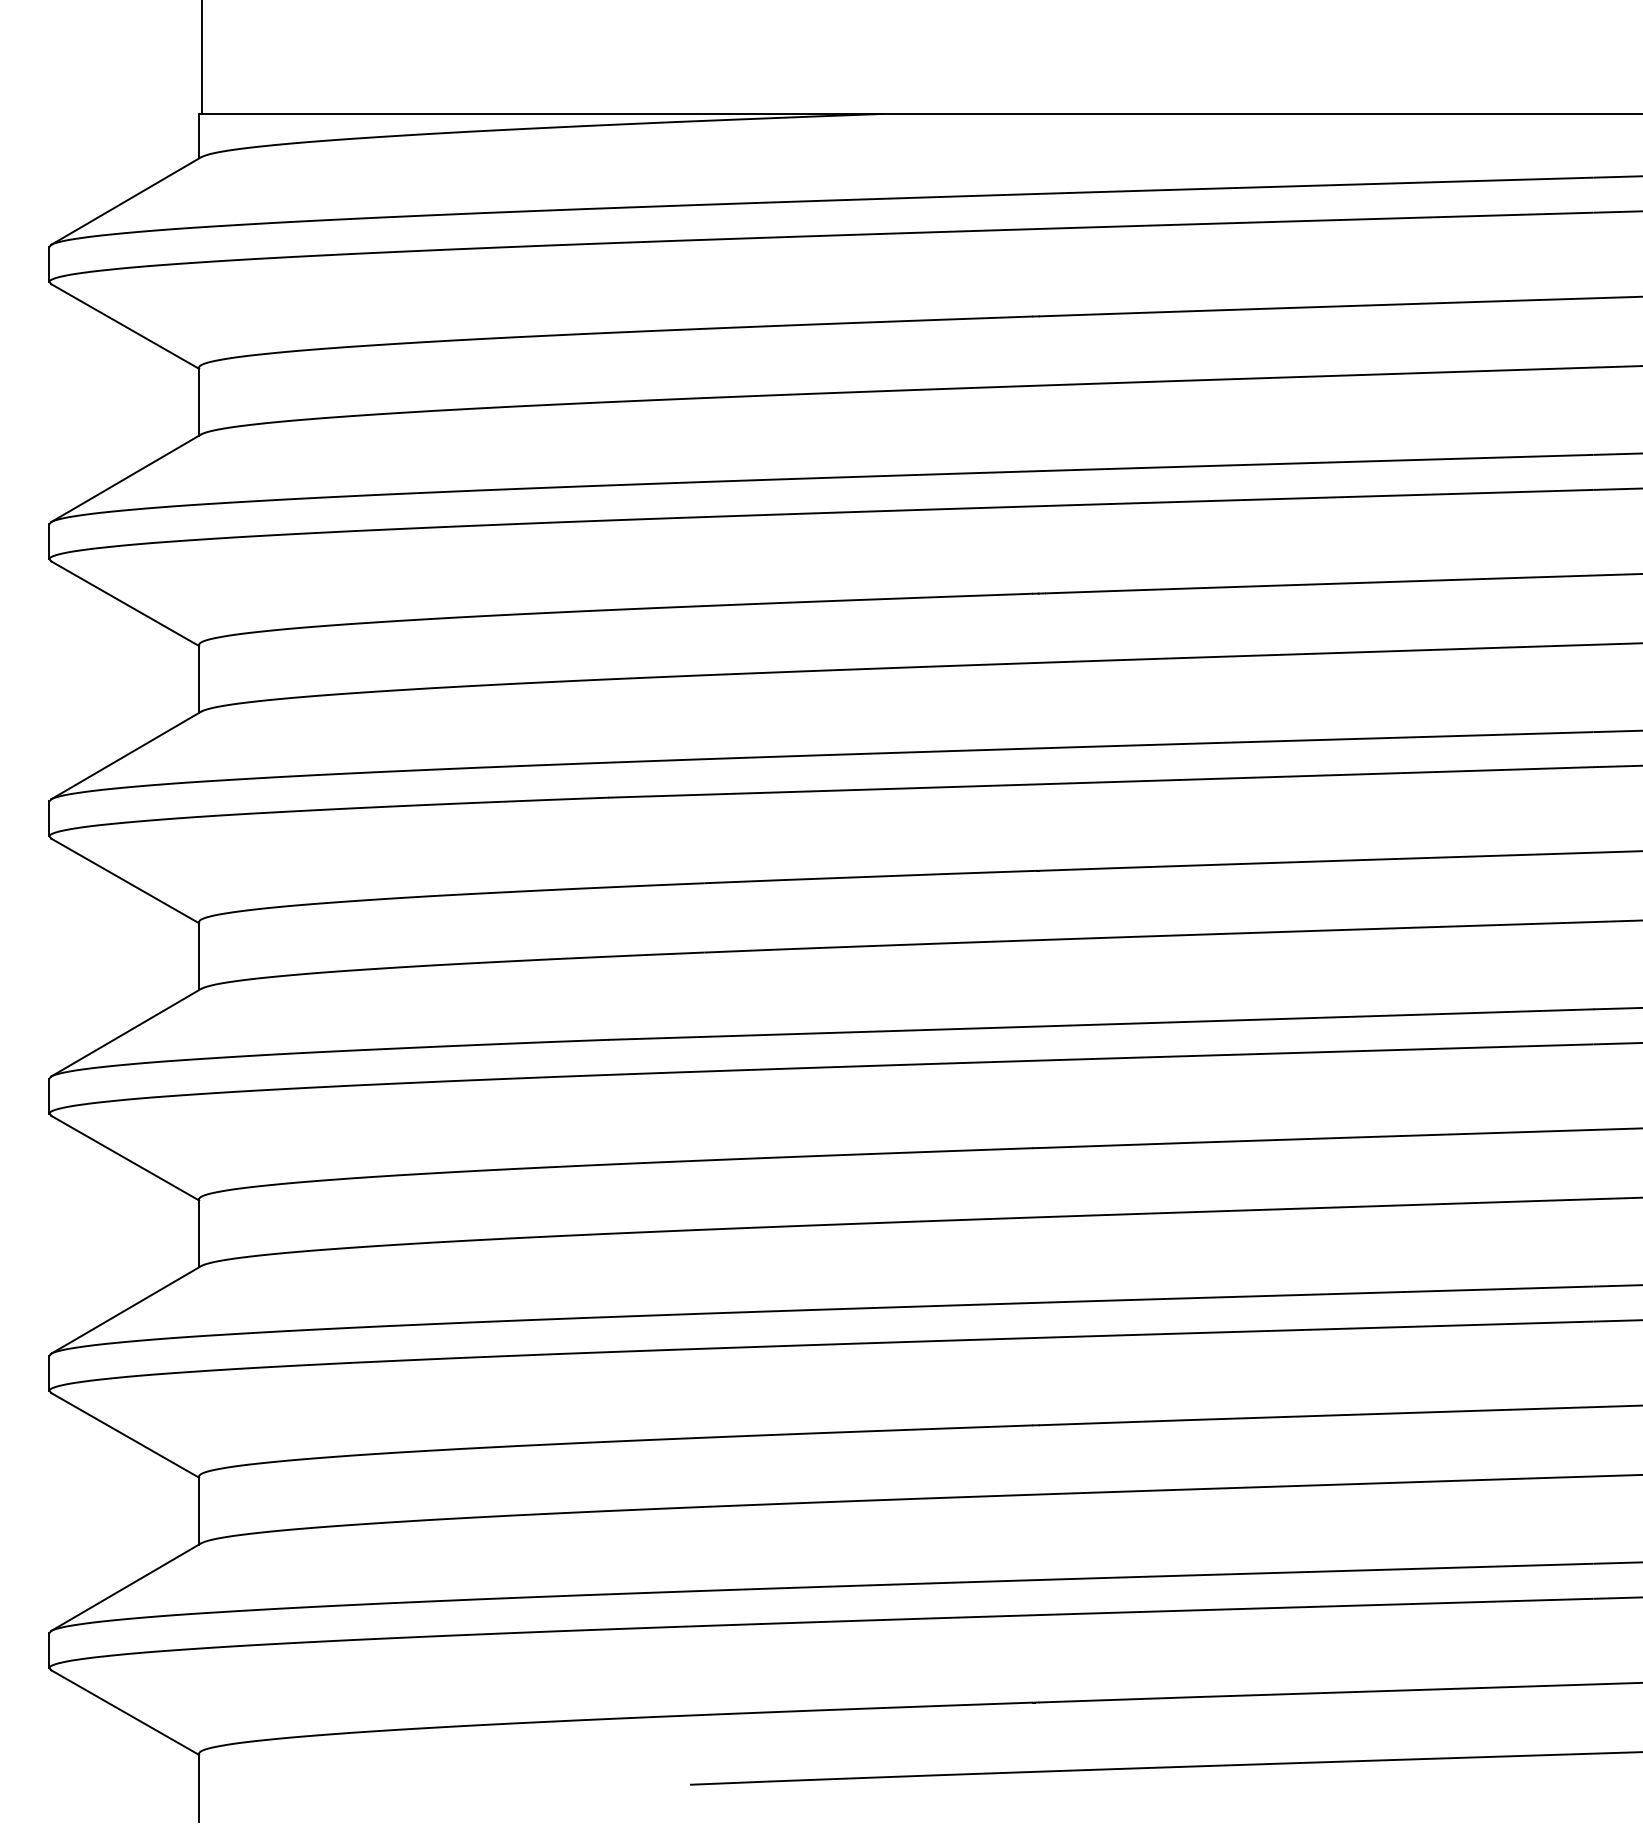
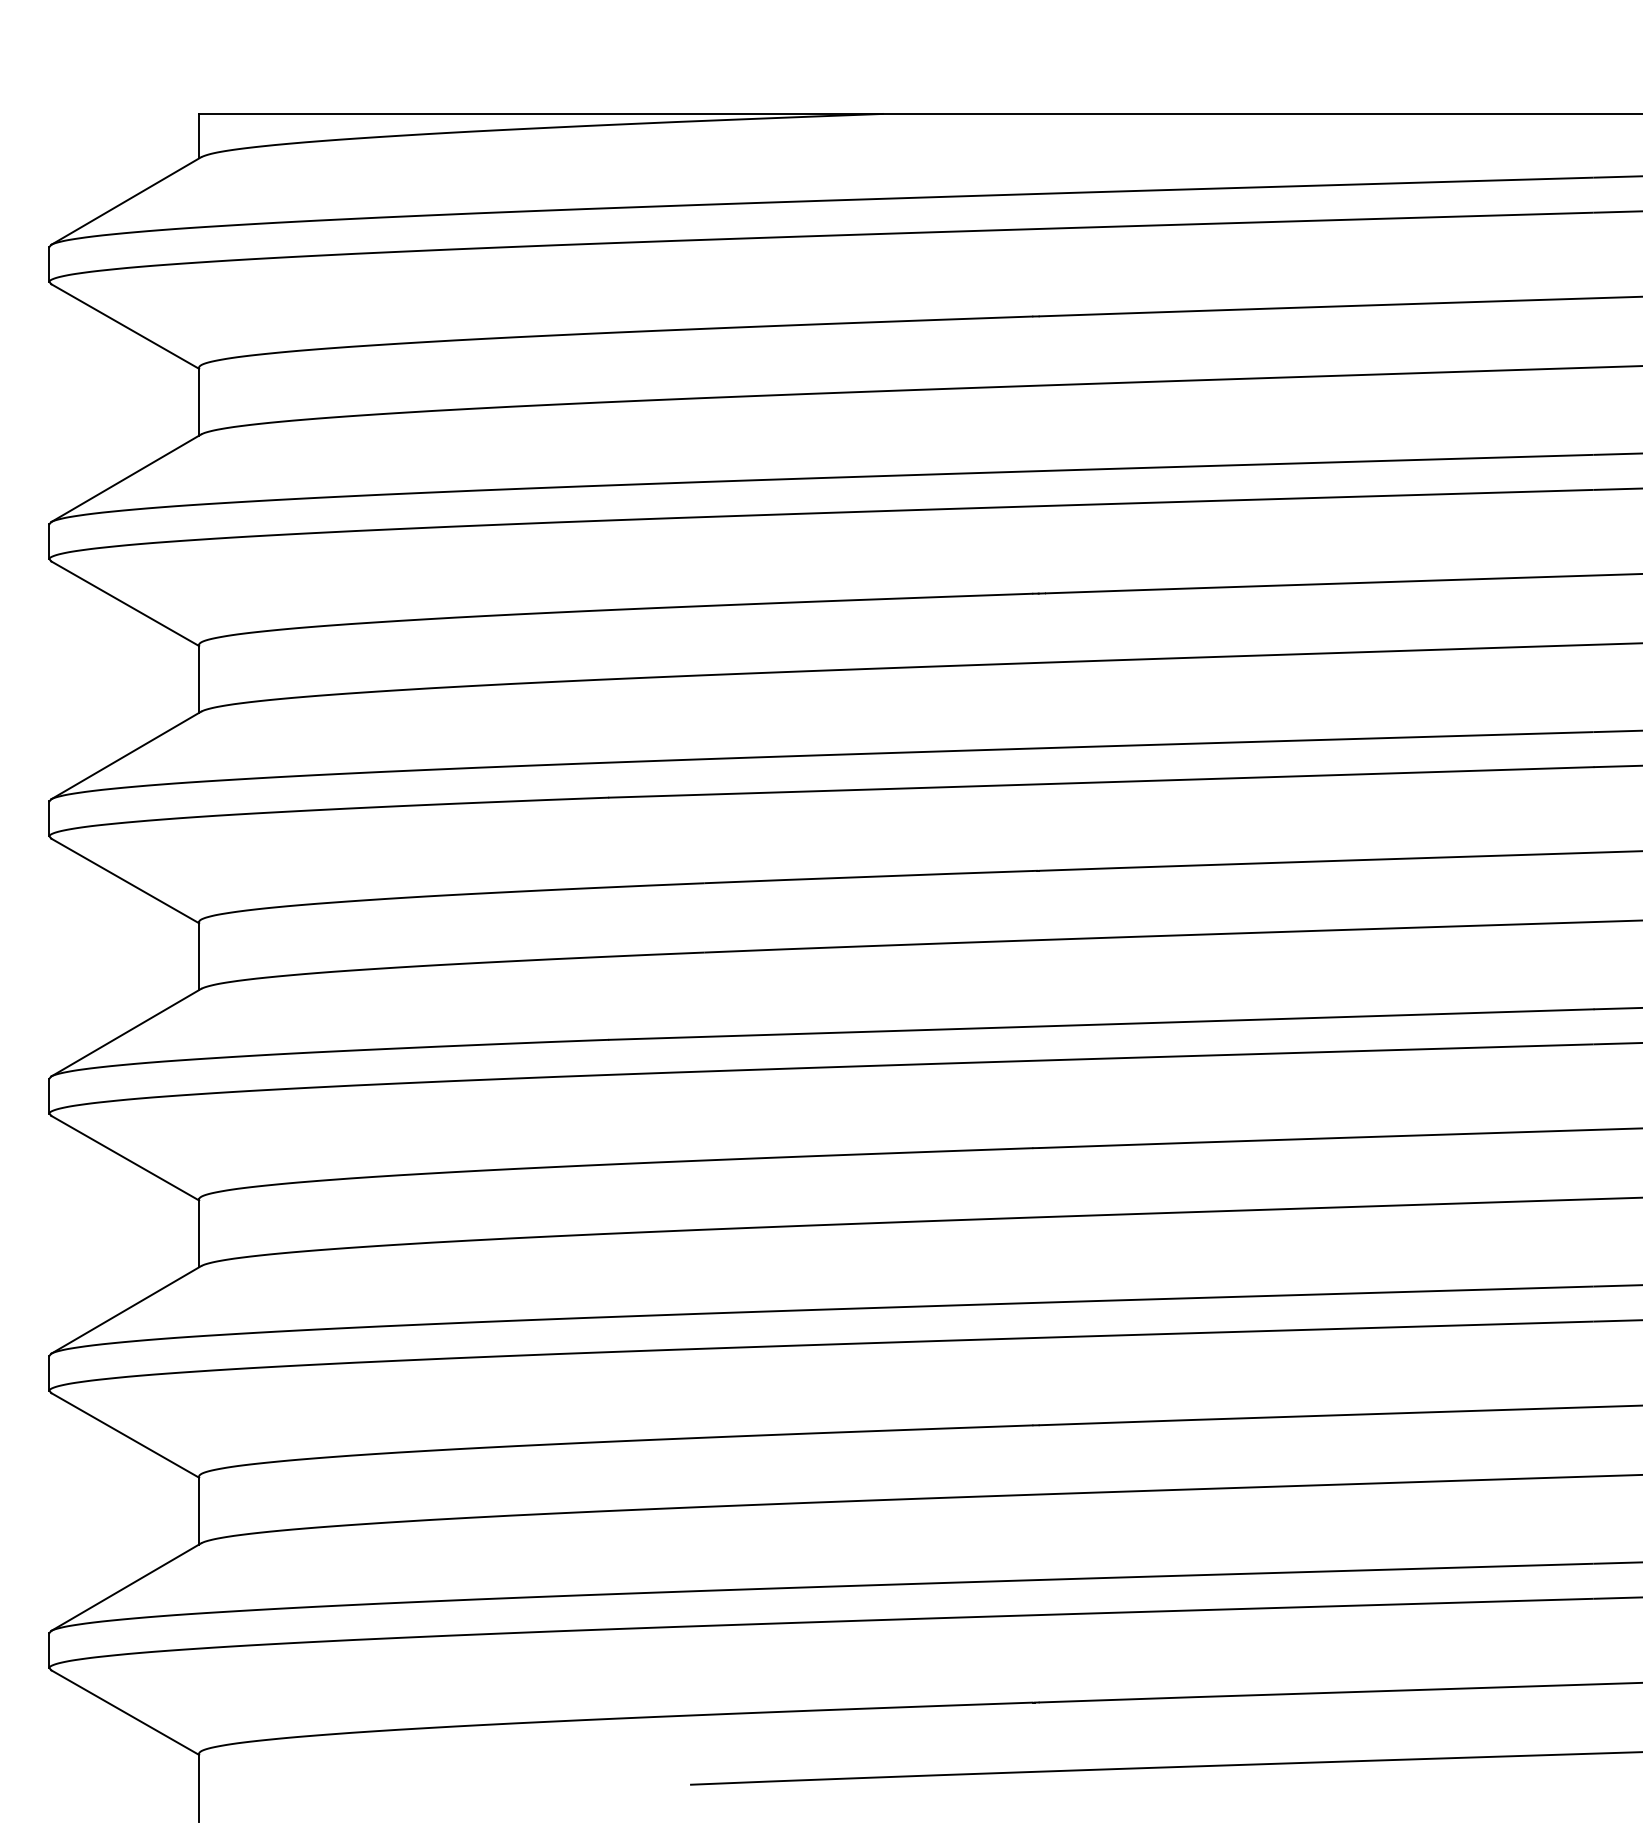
line: present -> none (201, 57)
